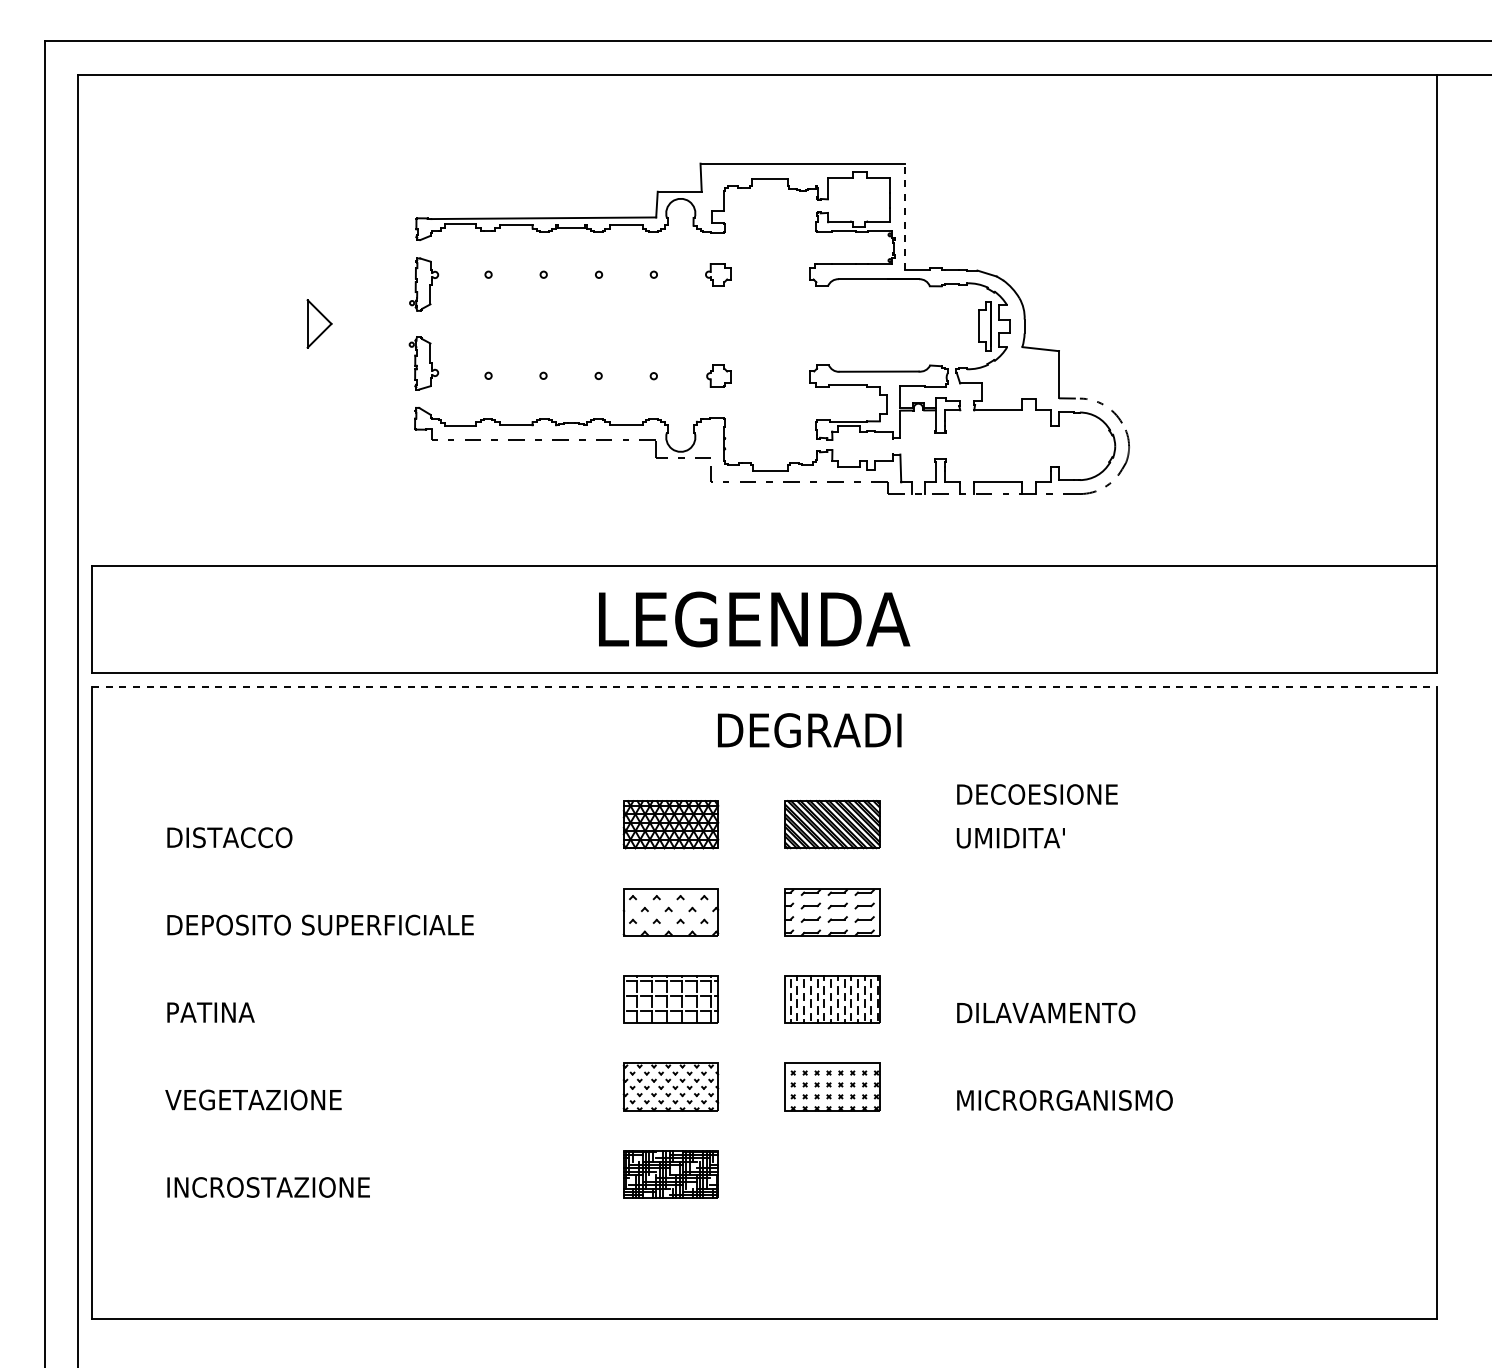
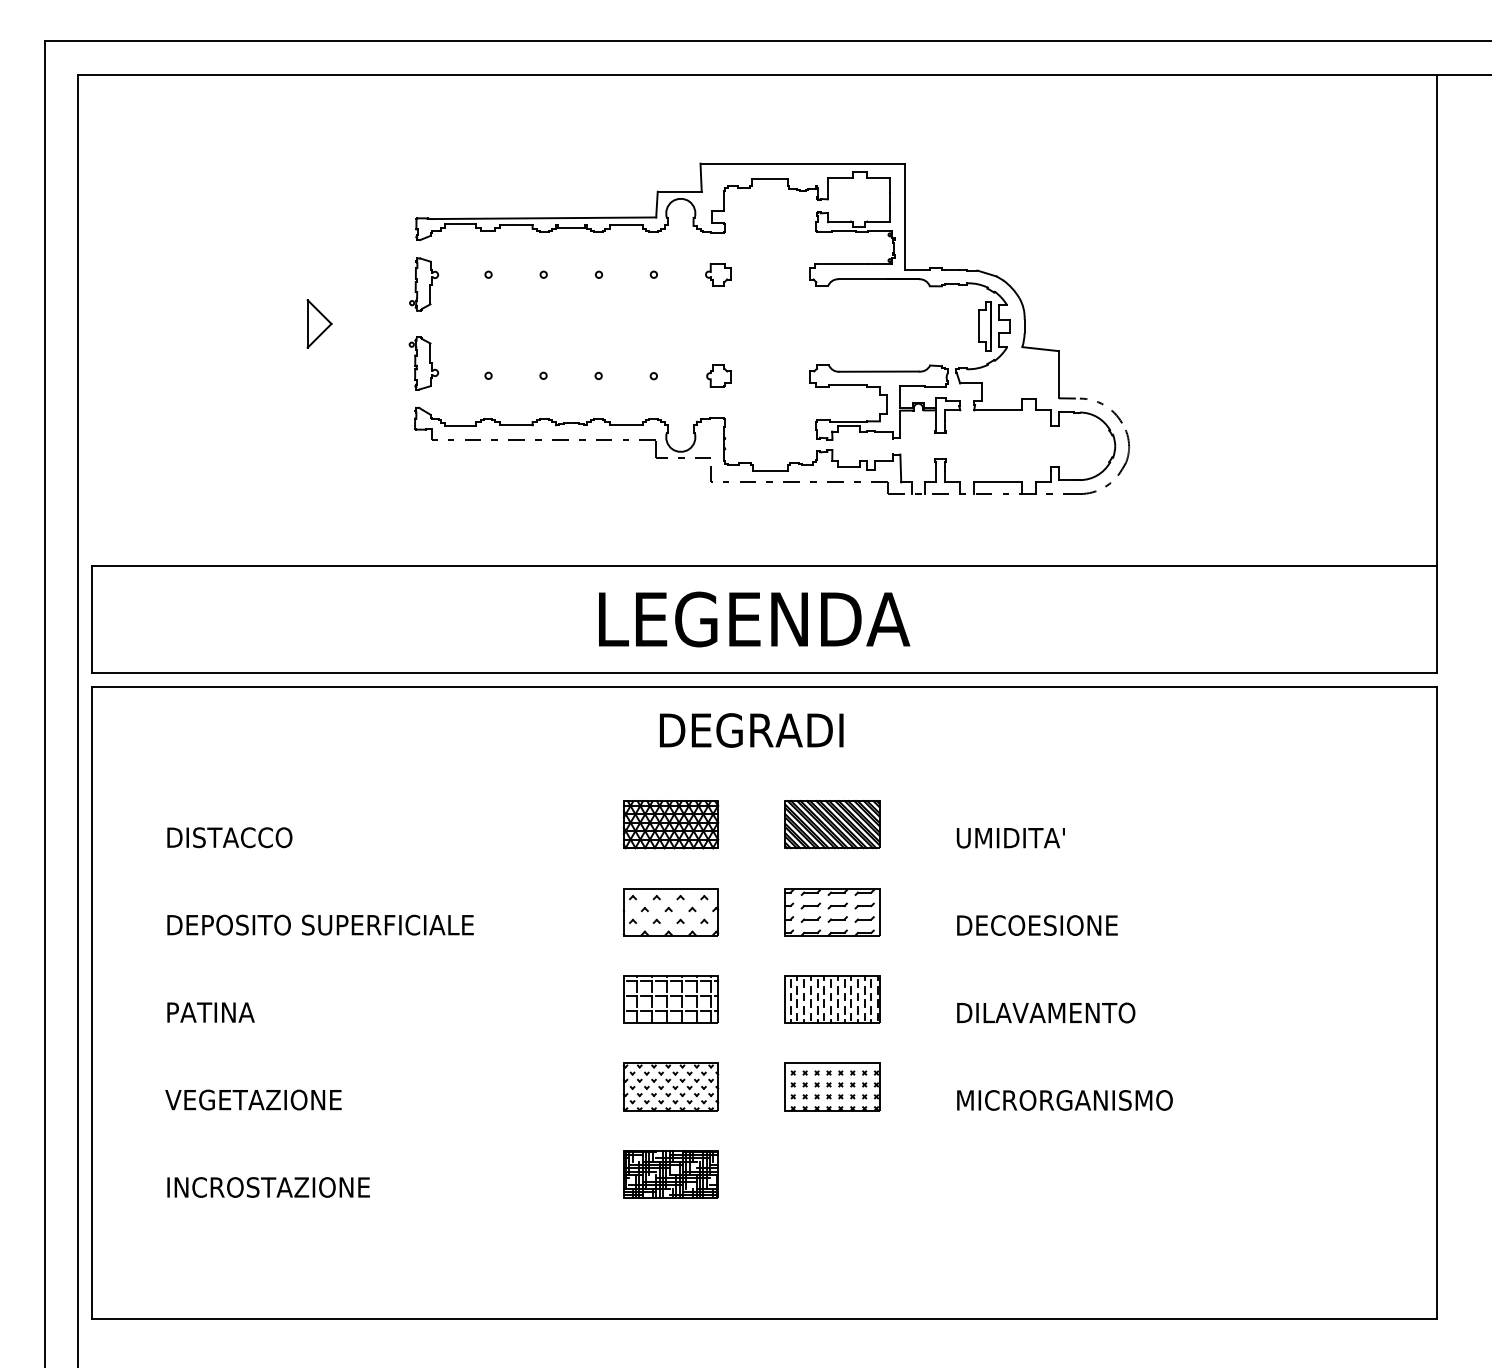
line: dashed -> solid (904, 216)
line: dashed -> solid (764, 686)
text position: (809, 730) -> (751, 730) (751, 730)
text position: (1037, 794) -> (1037, 925) (1037, 925)
